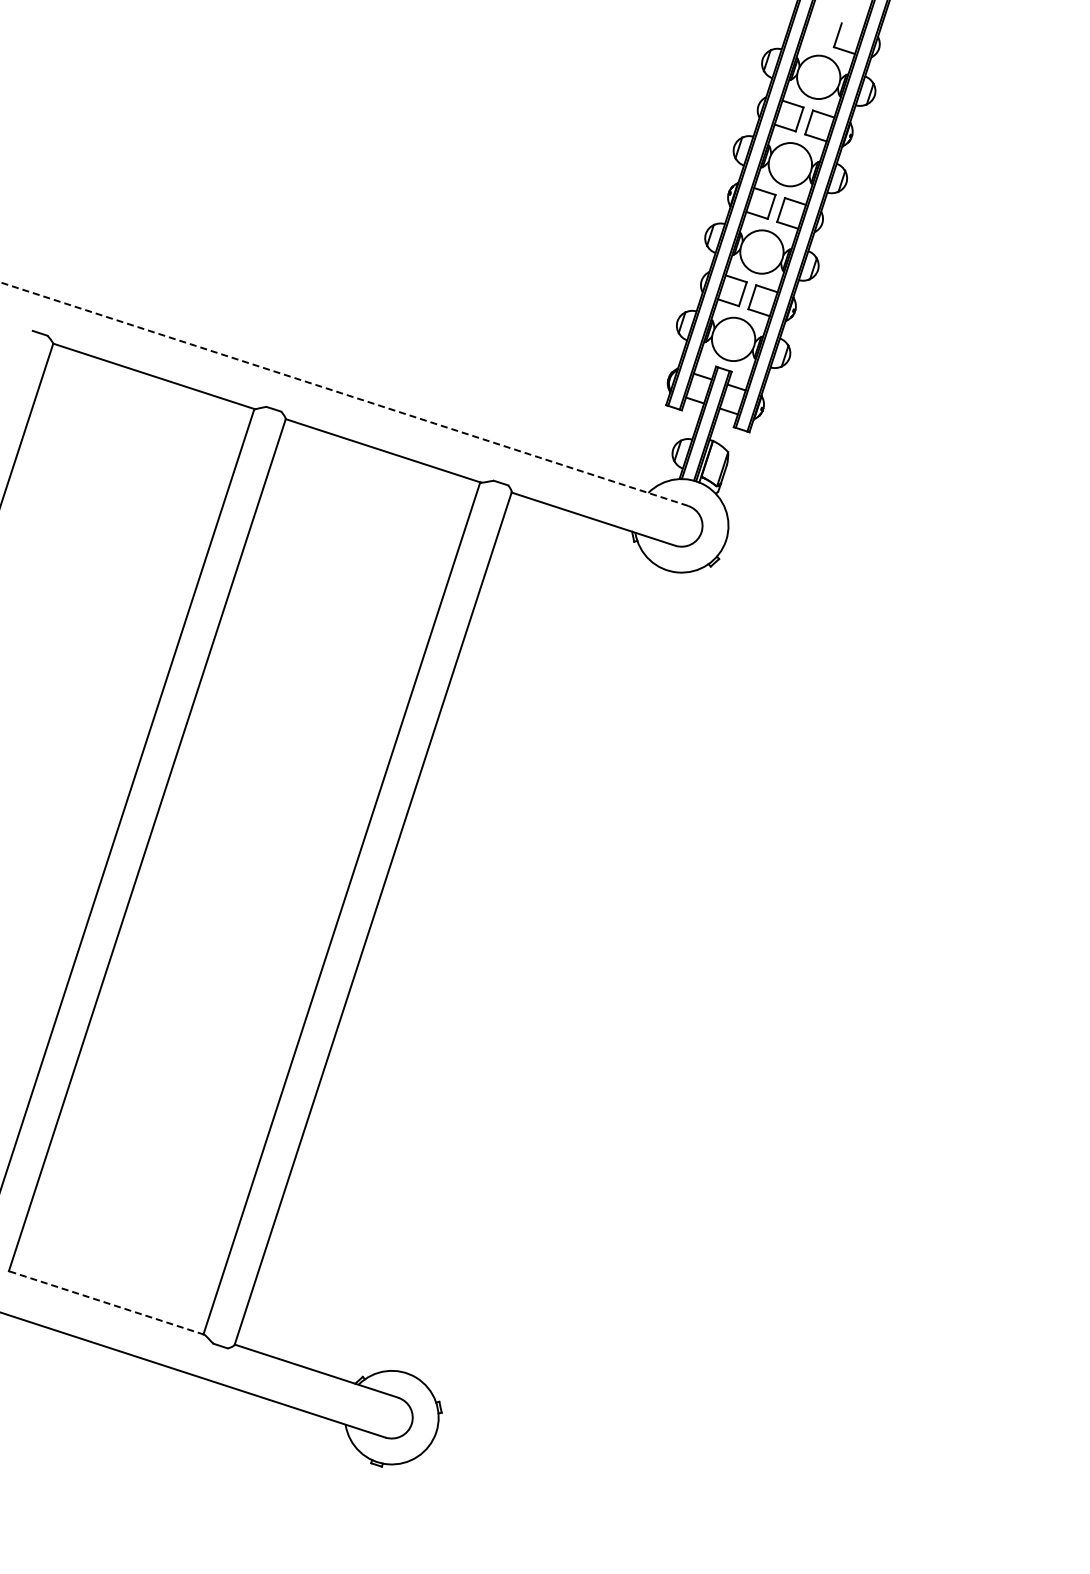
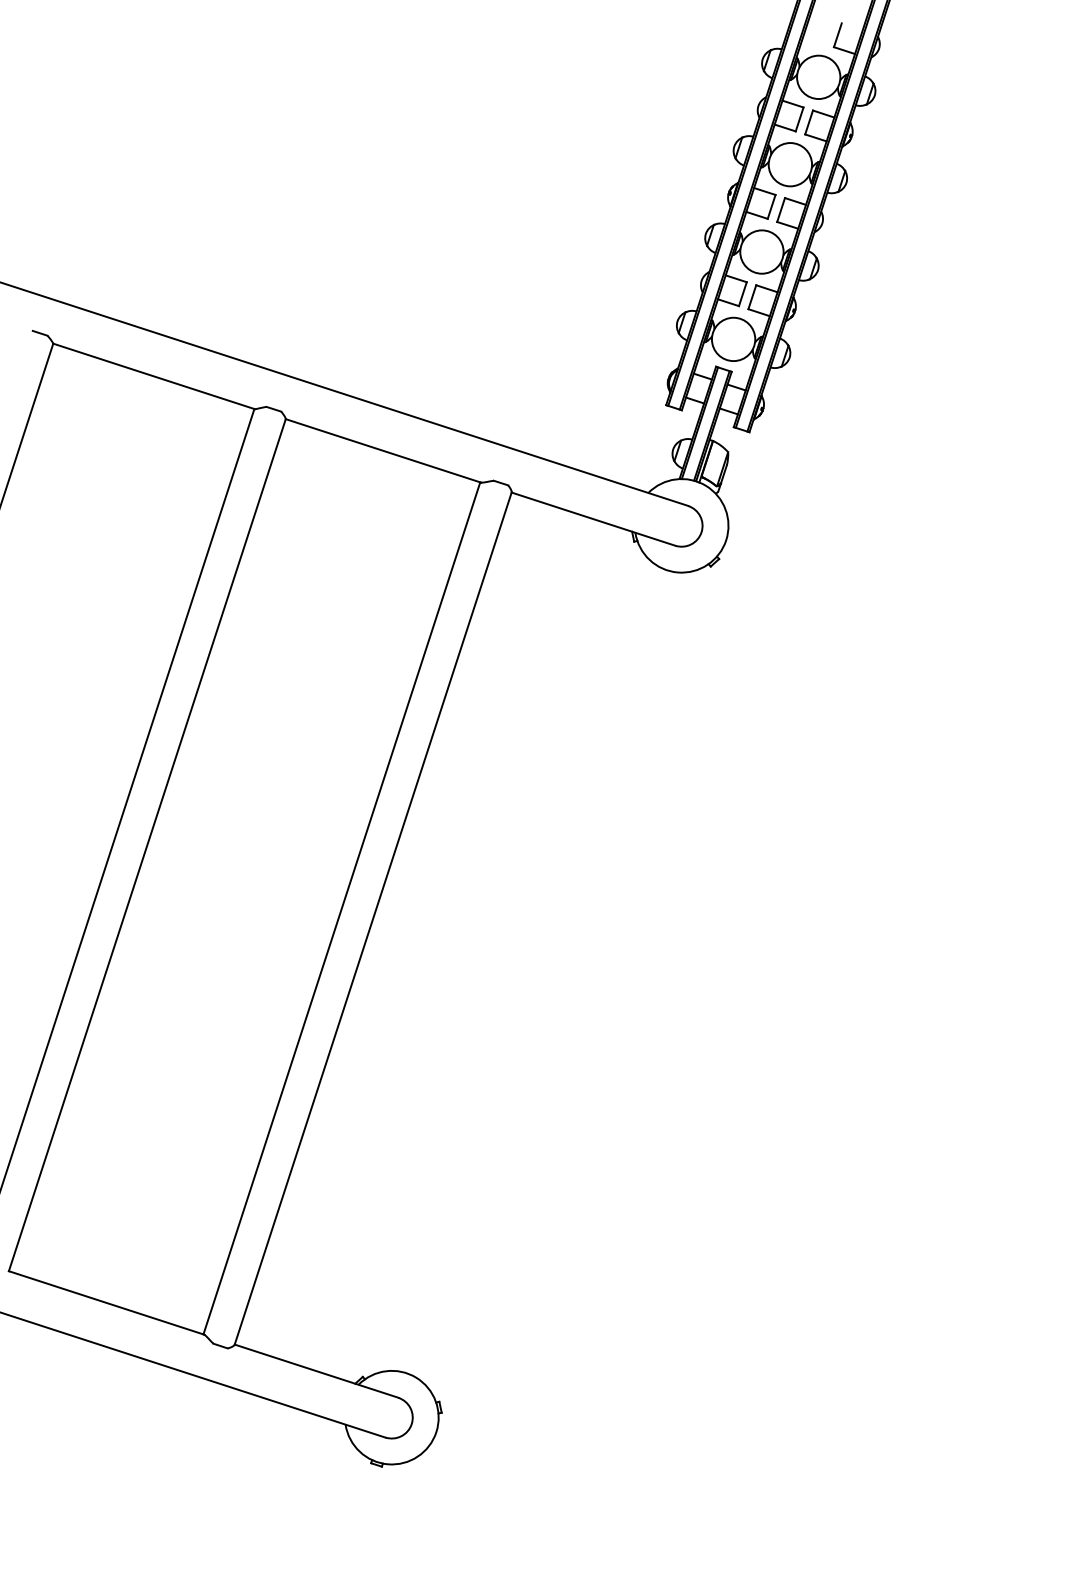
line: dashed -> solid (343, 394)
line: dashed -> solid (106, 1302)
